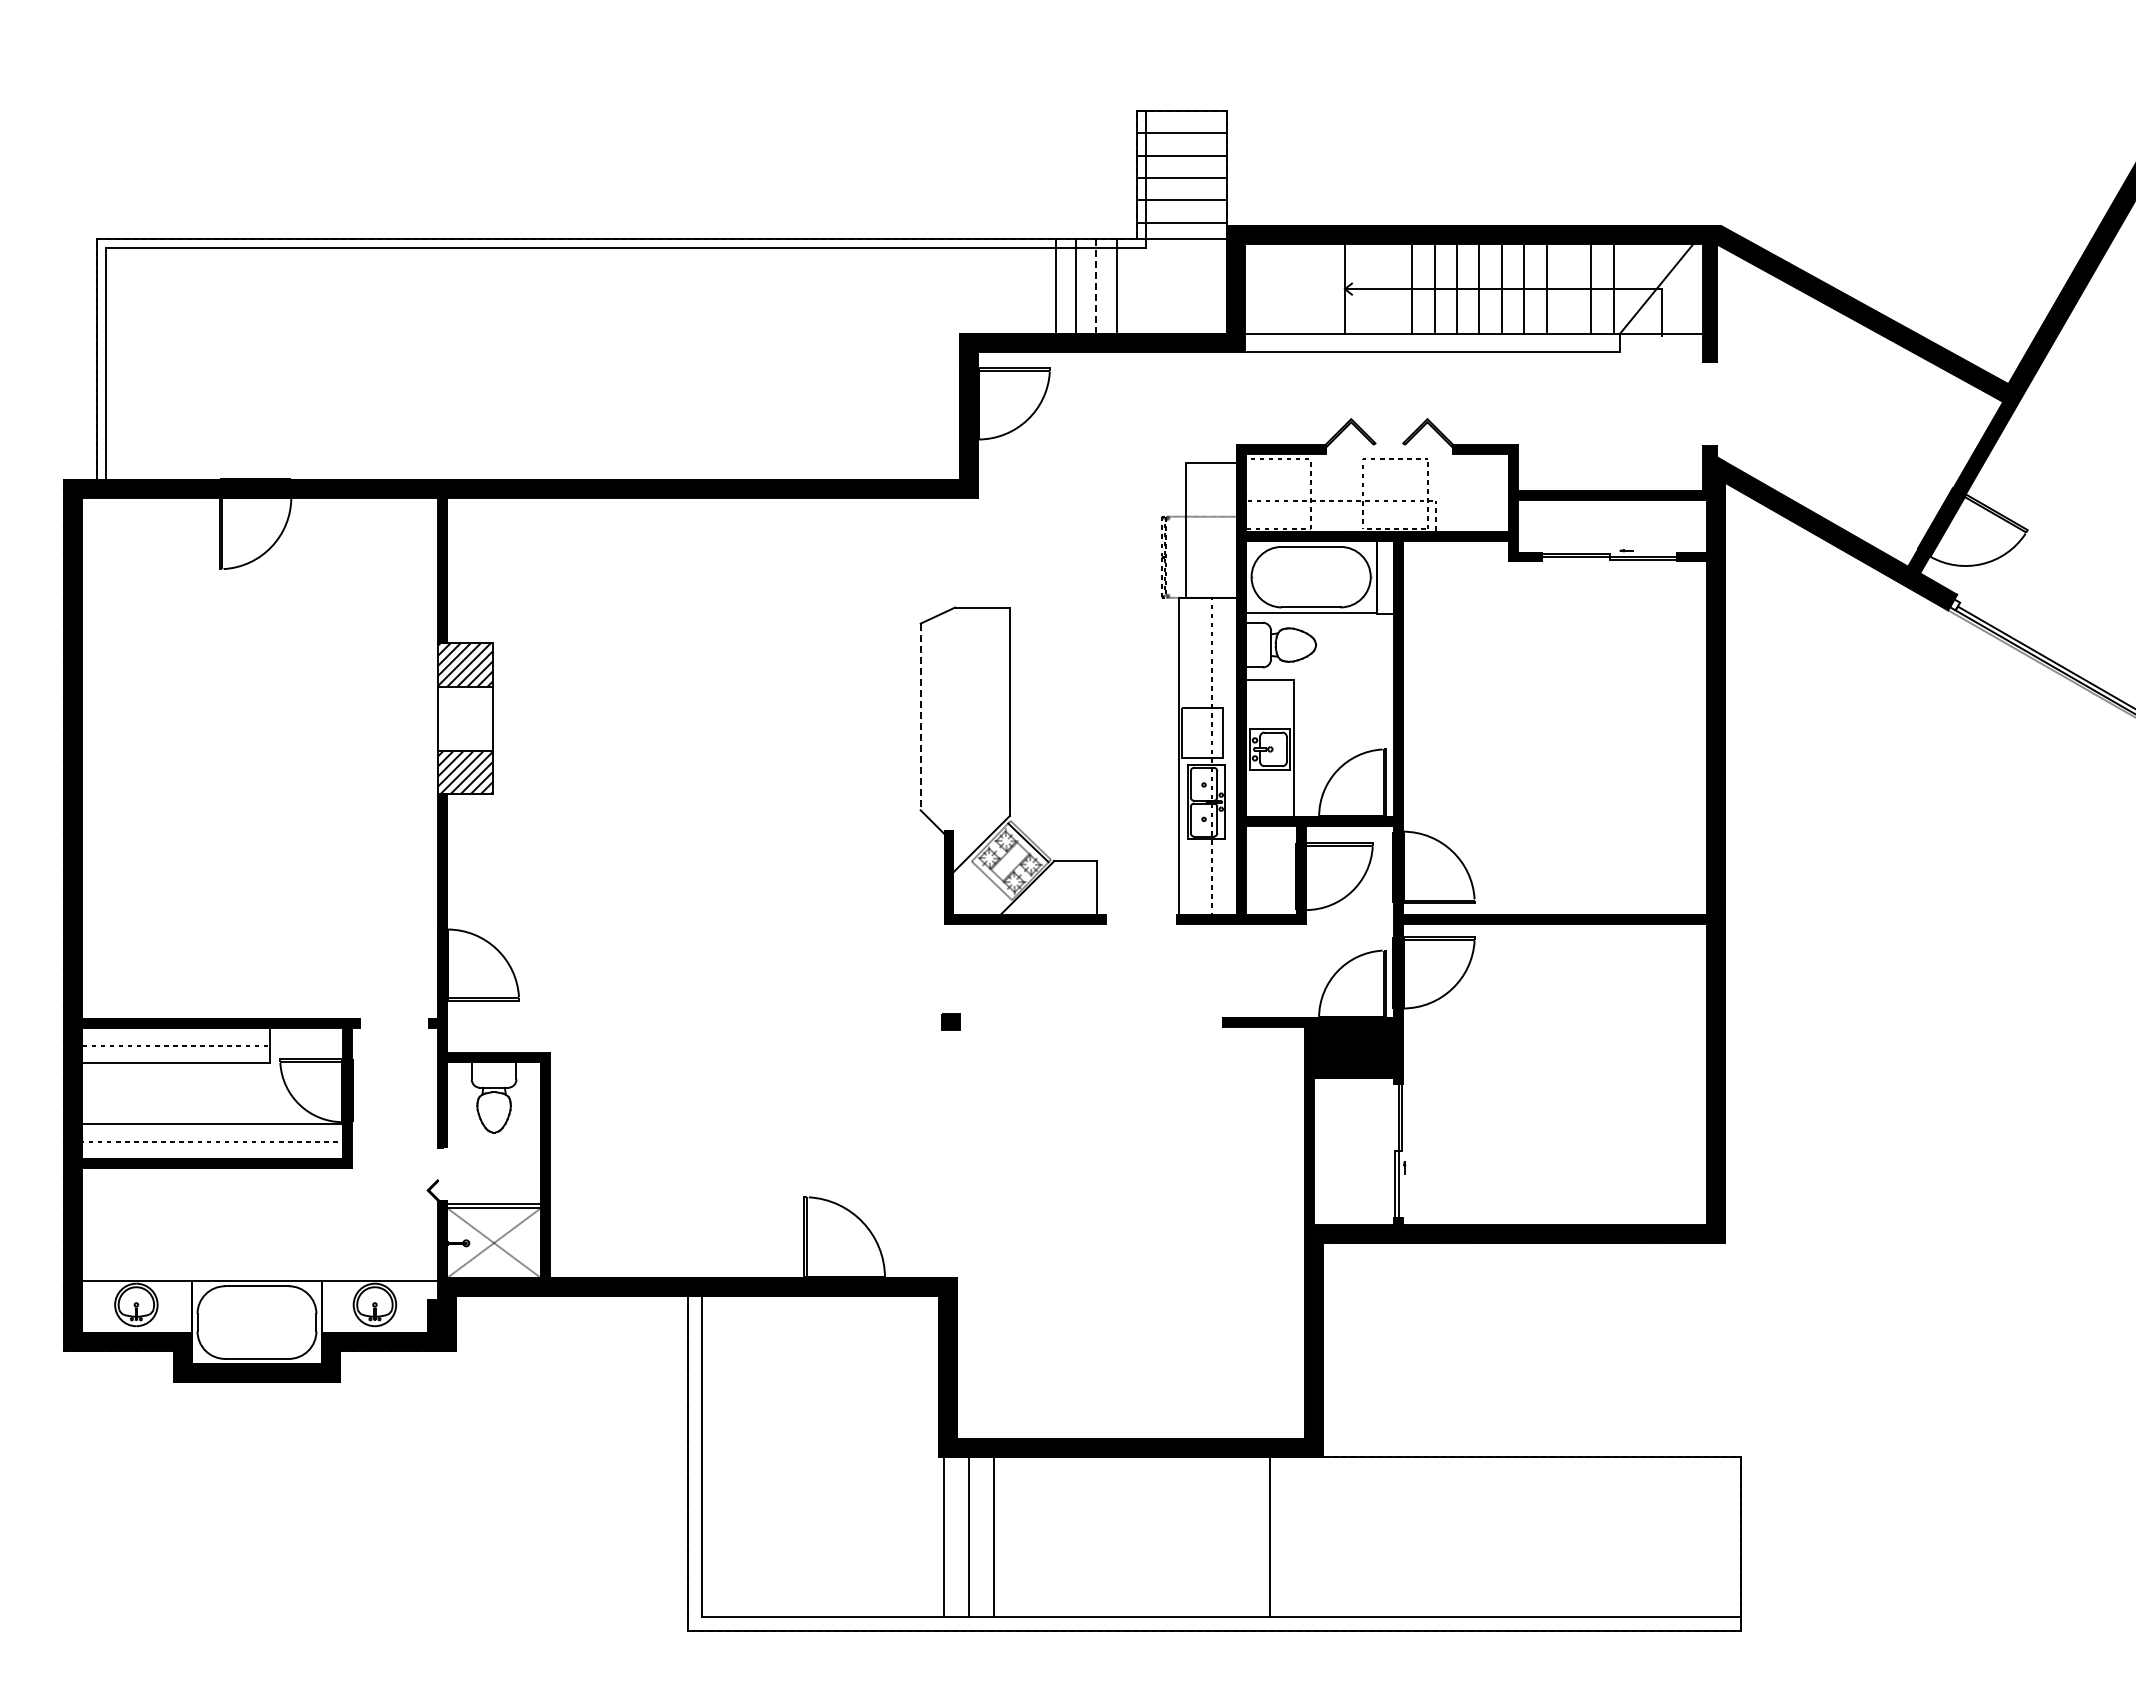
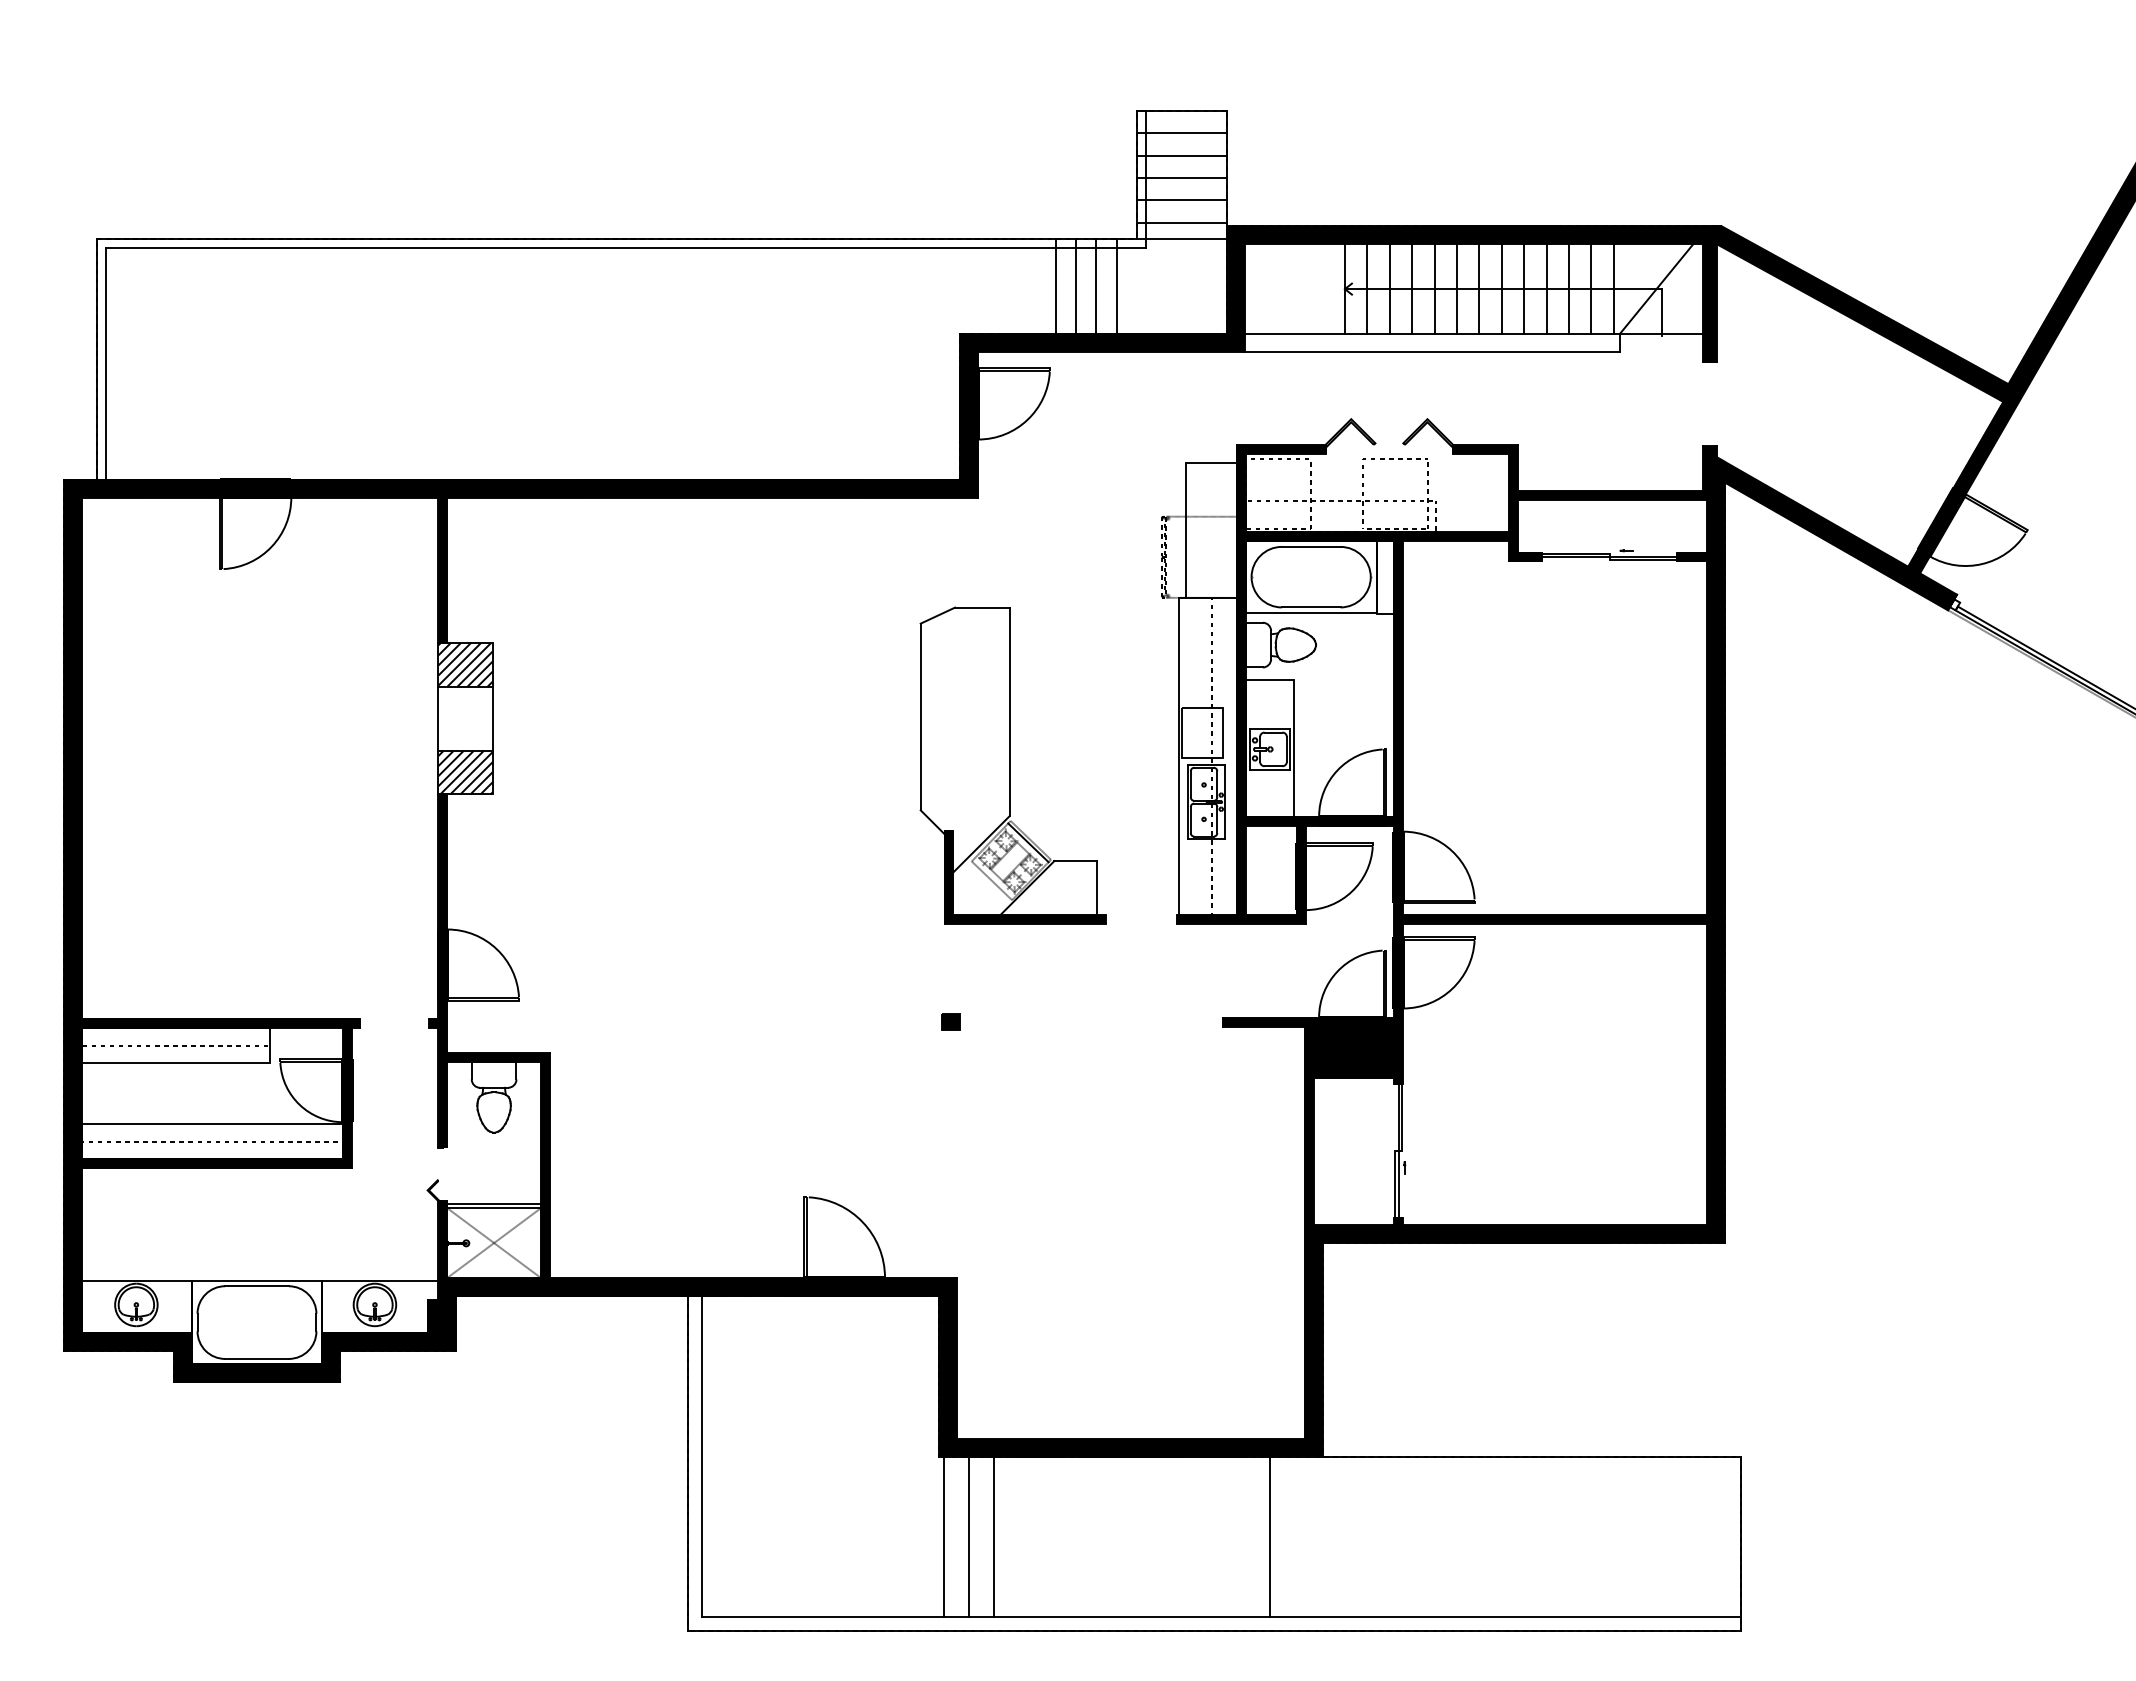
line: dashed -> solid (1096, 287)
line: none -> present (1367, 289)
line: none -> present (1389, 289)
line: none -> present (1568, 289)
line: dashed -> solid (920, 717)
